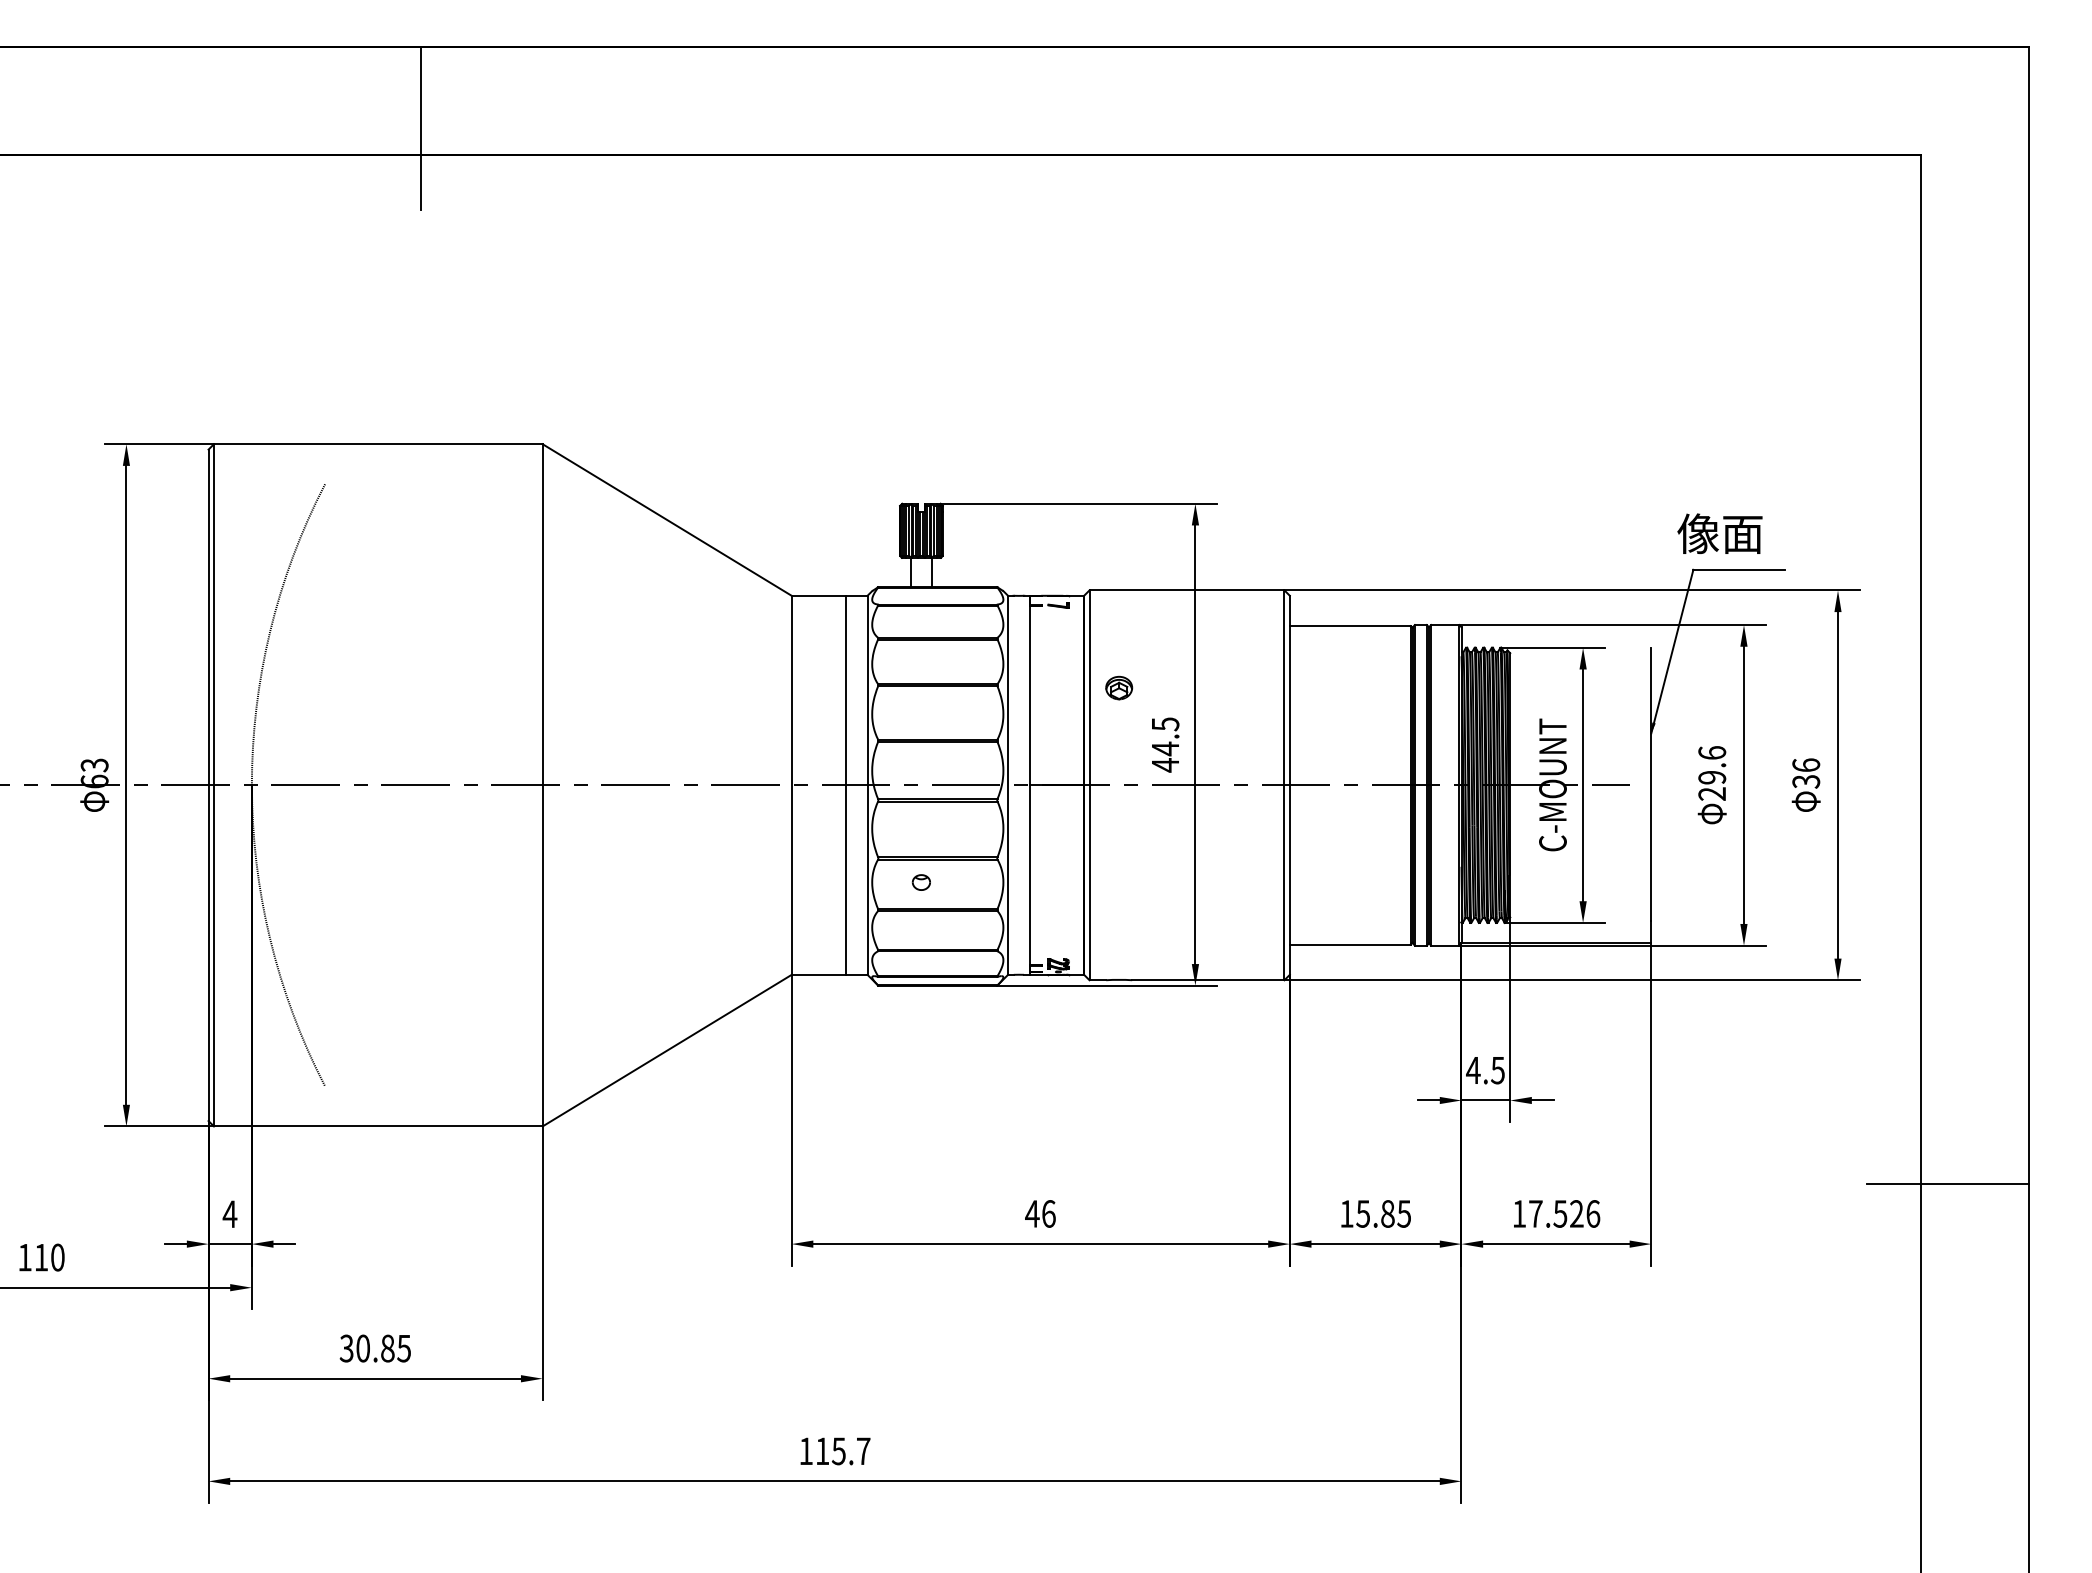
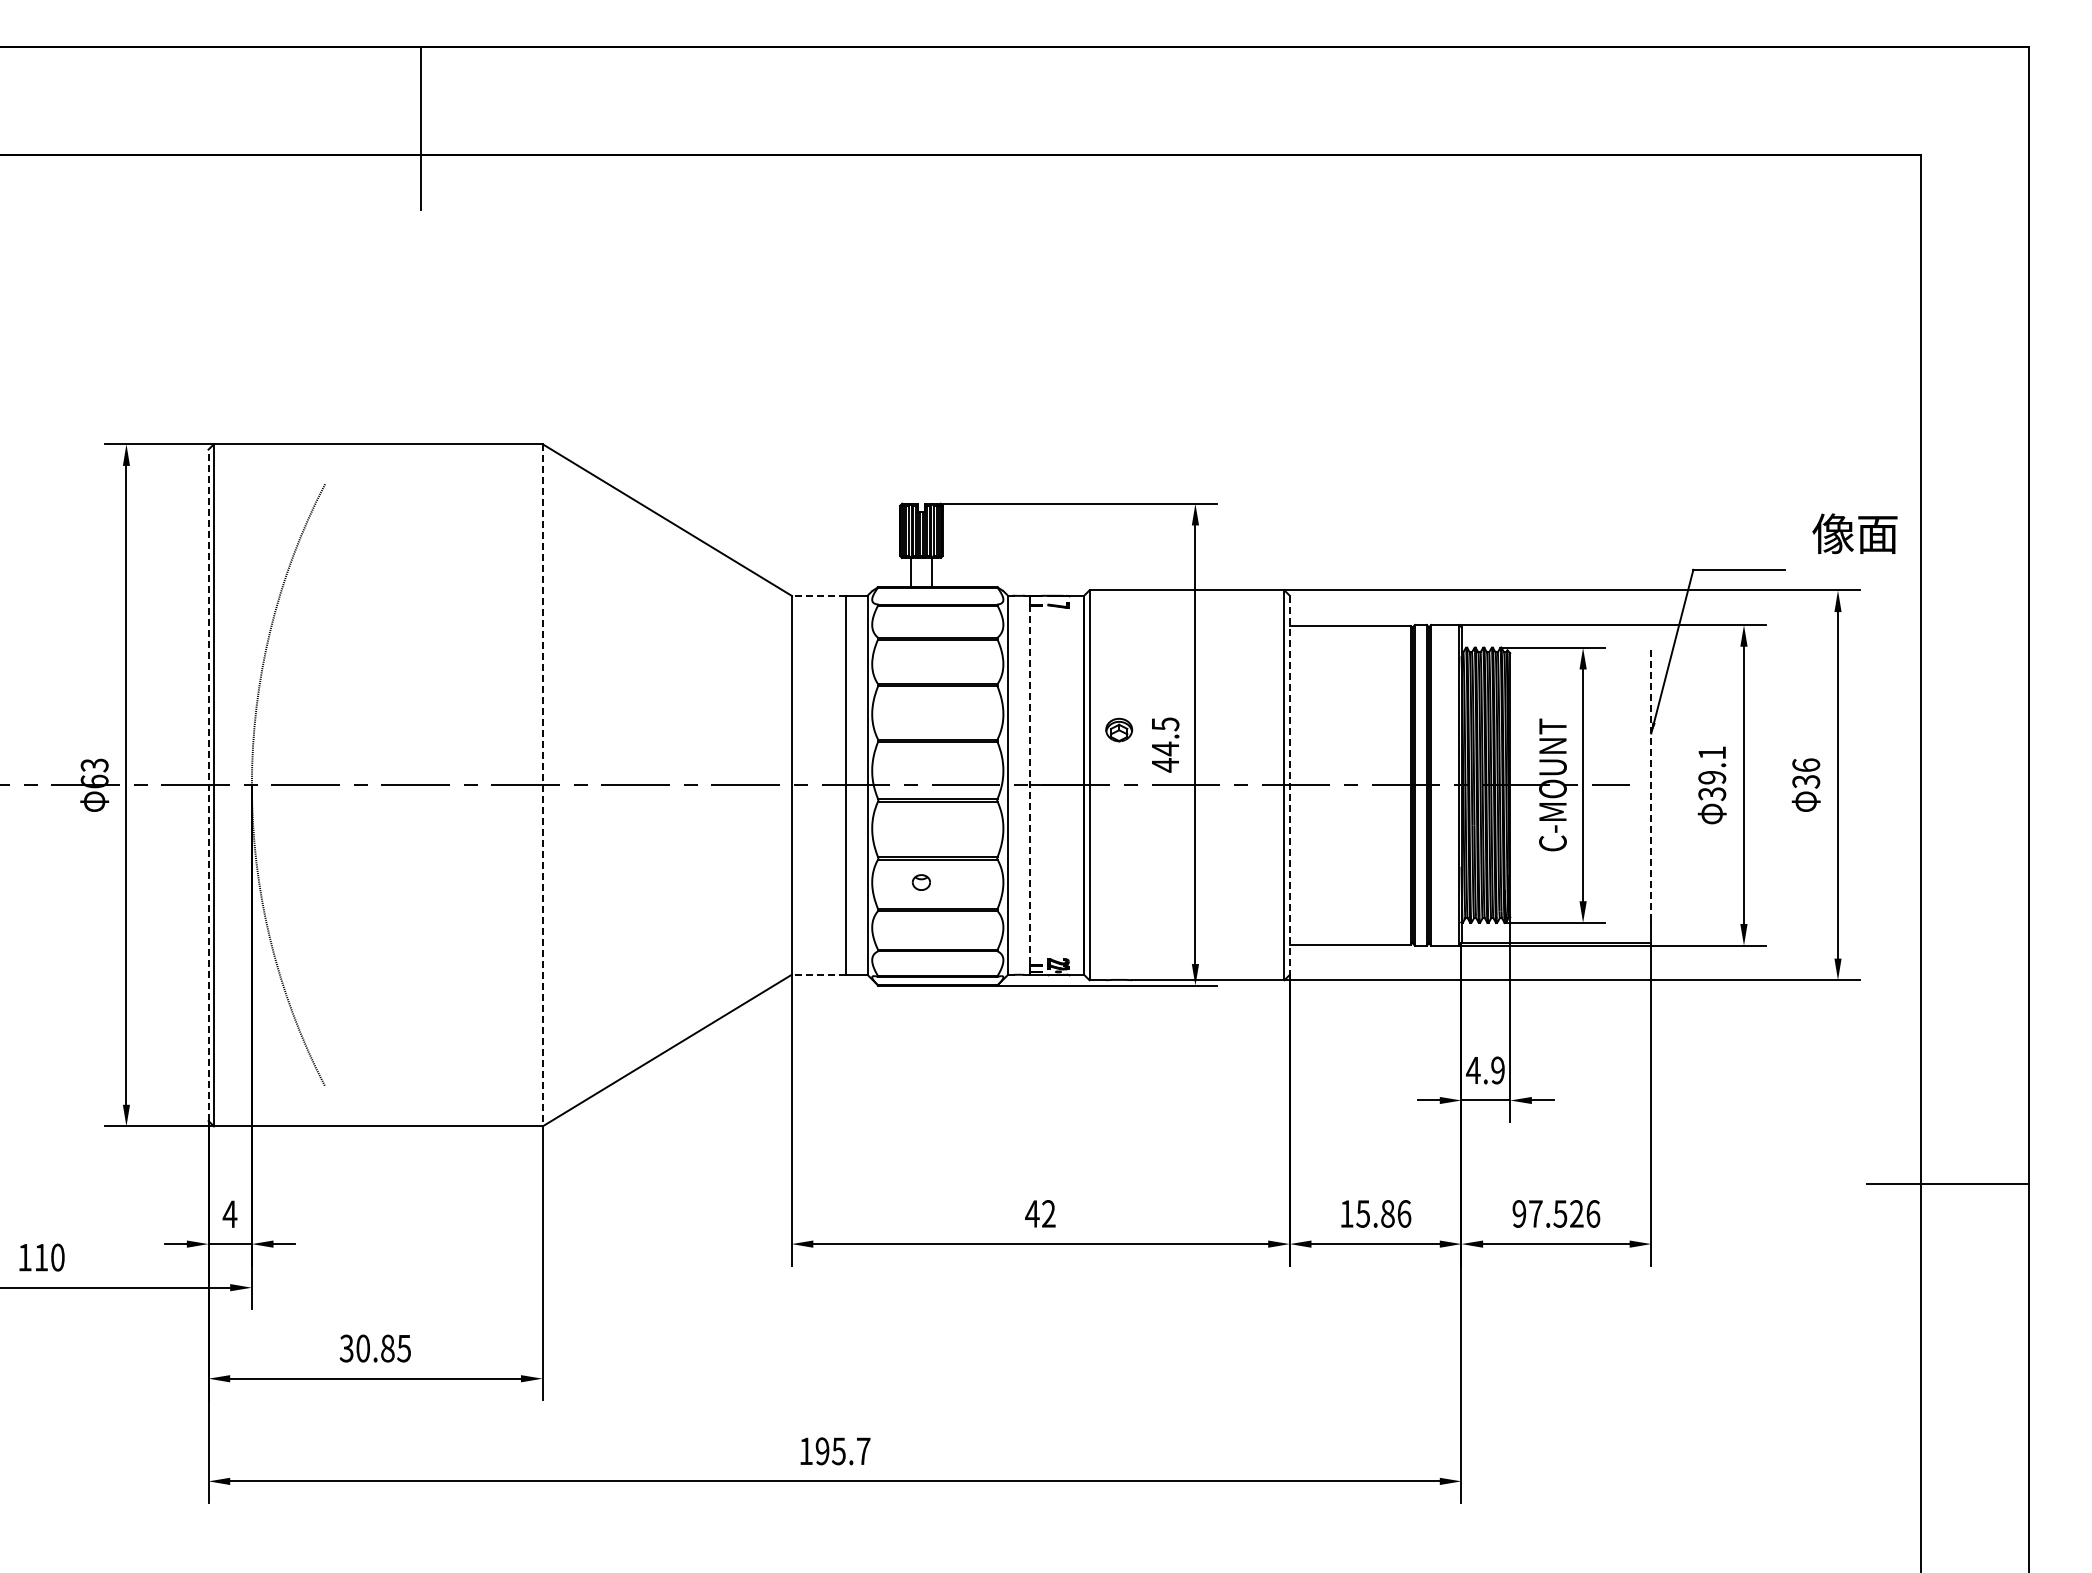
text position: (1719, 533) -> (1854, 533) (1854, 533)
line: solid -> dashed (818, 595)
part position: (1119, 687) -> (1119, 729) (1119, 729)
text: 29.6 -> 39.1 (1712, 773)
line: solid -> dashed (1029, 784)
line: solid -> dashed (1651, 784)
line: solid -> dashed (208, 785)
line: solid -> dashed (542, 785)
line: solid -> dashed (1289, 785)
line: solid -> dashed (818, 974)
text: 4.5 -> 4.9 (1497, 1070)
text: 46 -> 42 (1048, 1213)
text: 15.85 -> 15.86 (1404, 1213)
text: 17.526 -> 97.526 (1519, 1213)
text: 115.7 -> 195.7 (822, 1451)
